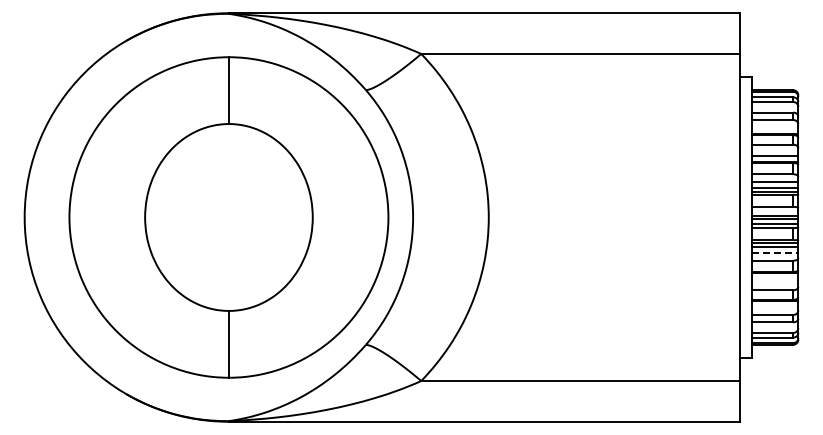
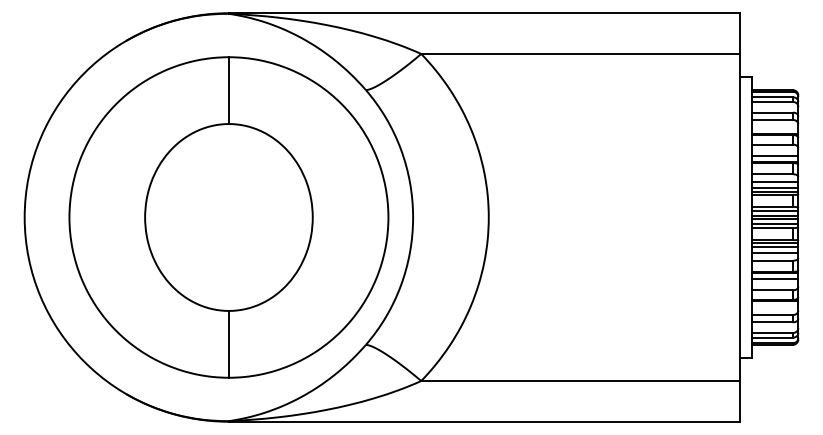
line: none -> present (775, 210)
line: dashed -> solid (775, 252)
line: none -> present (775, 279)
